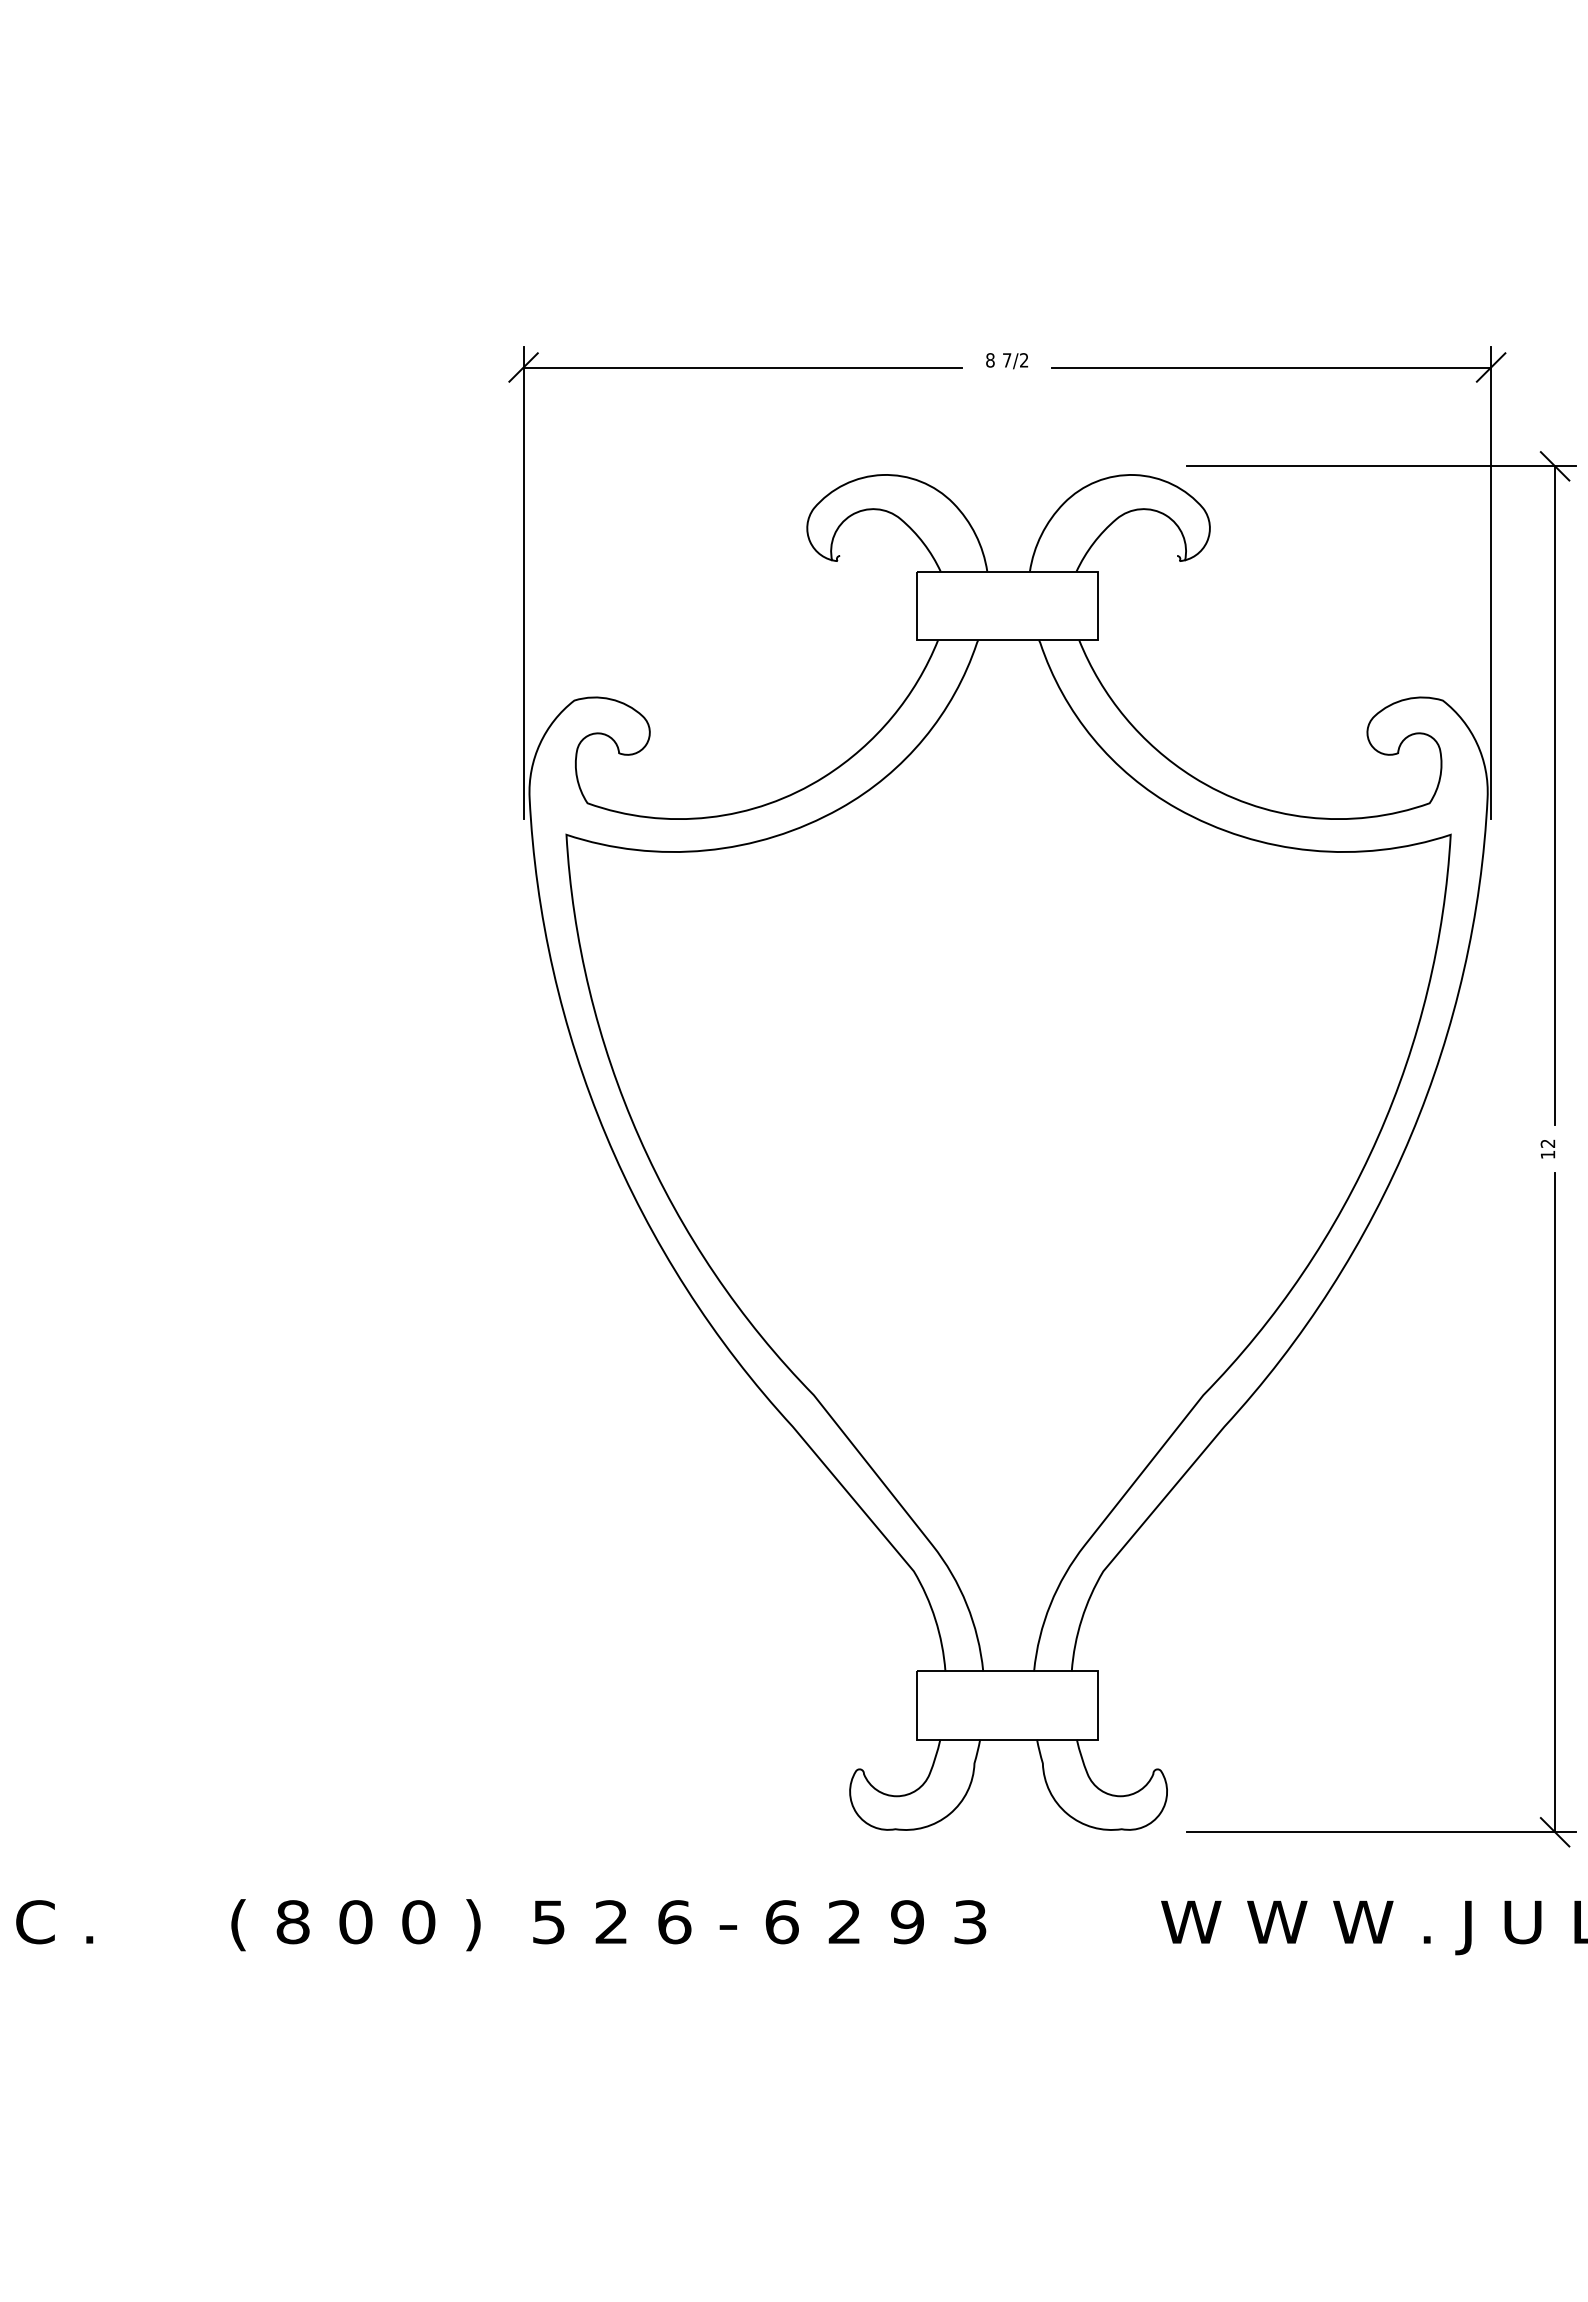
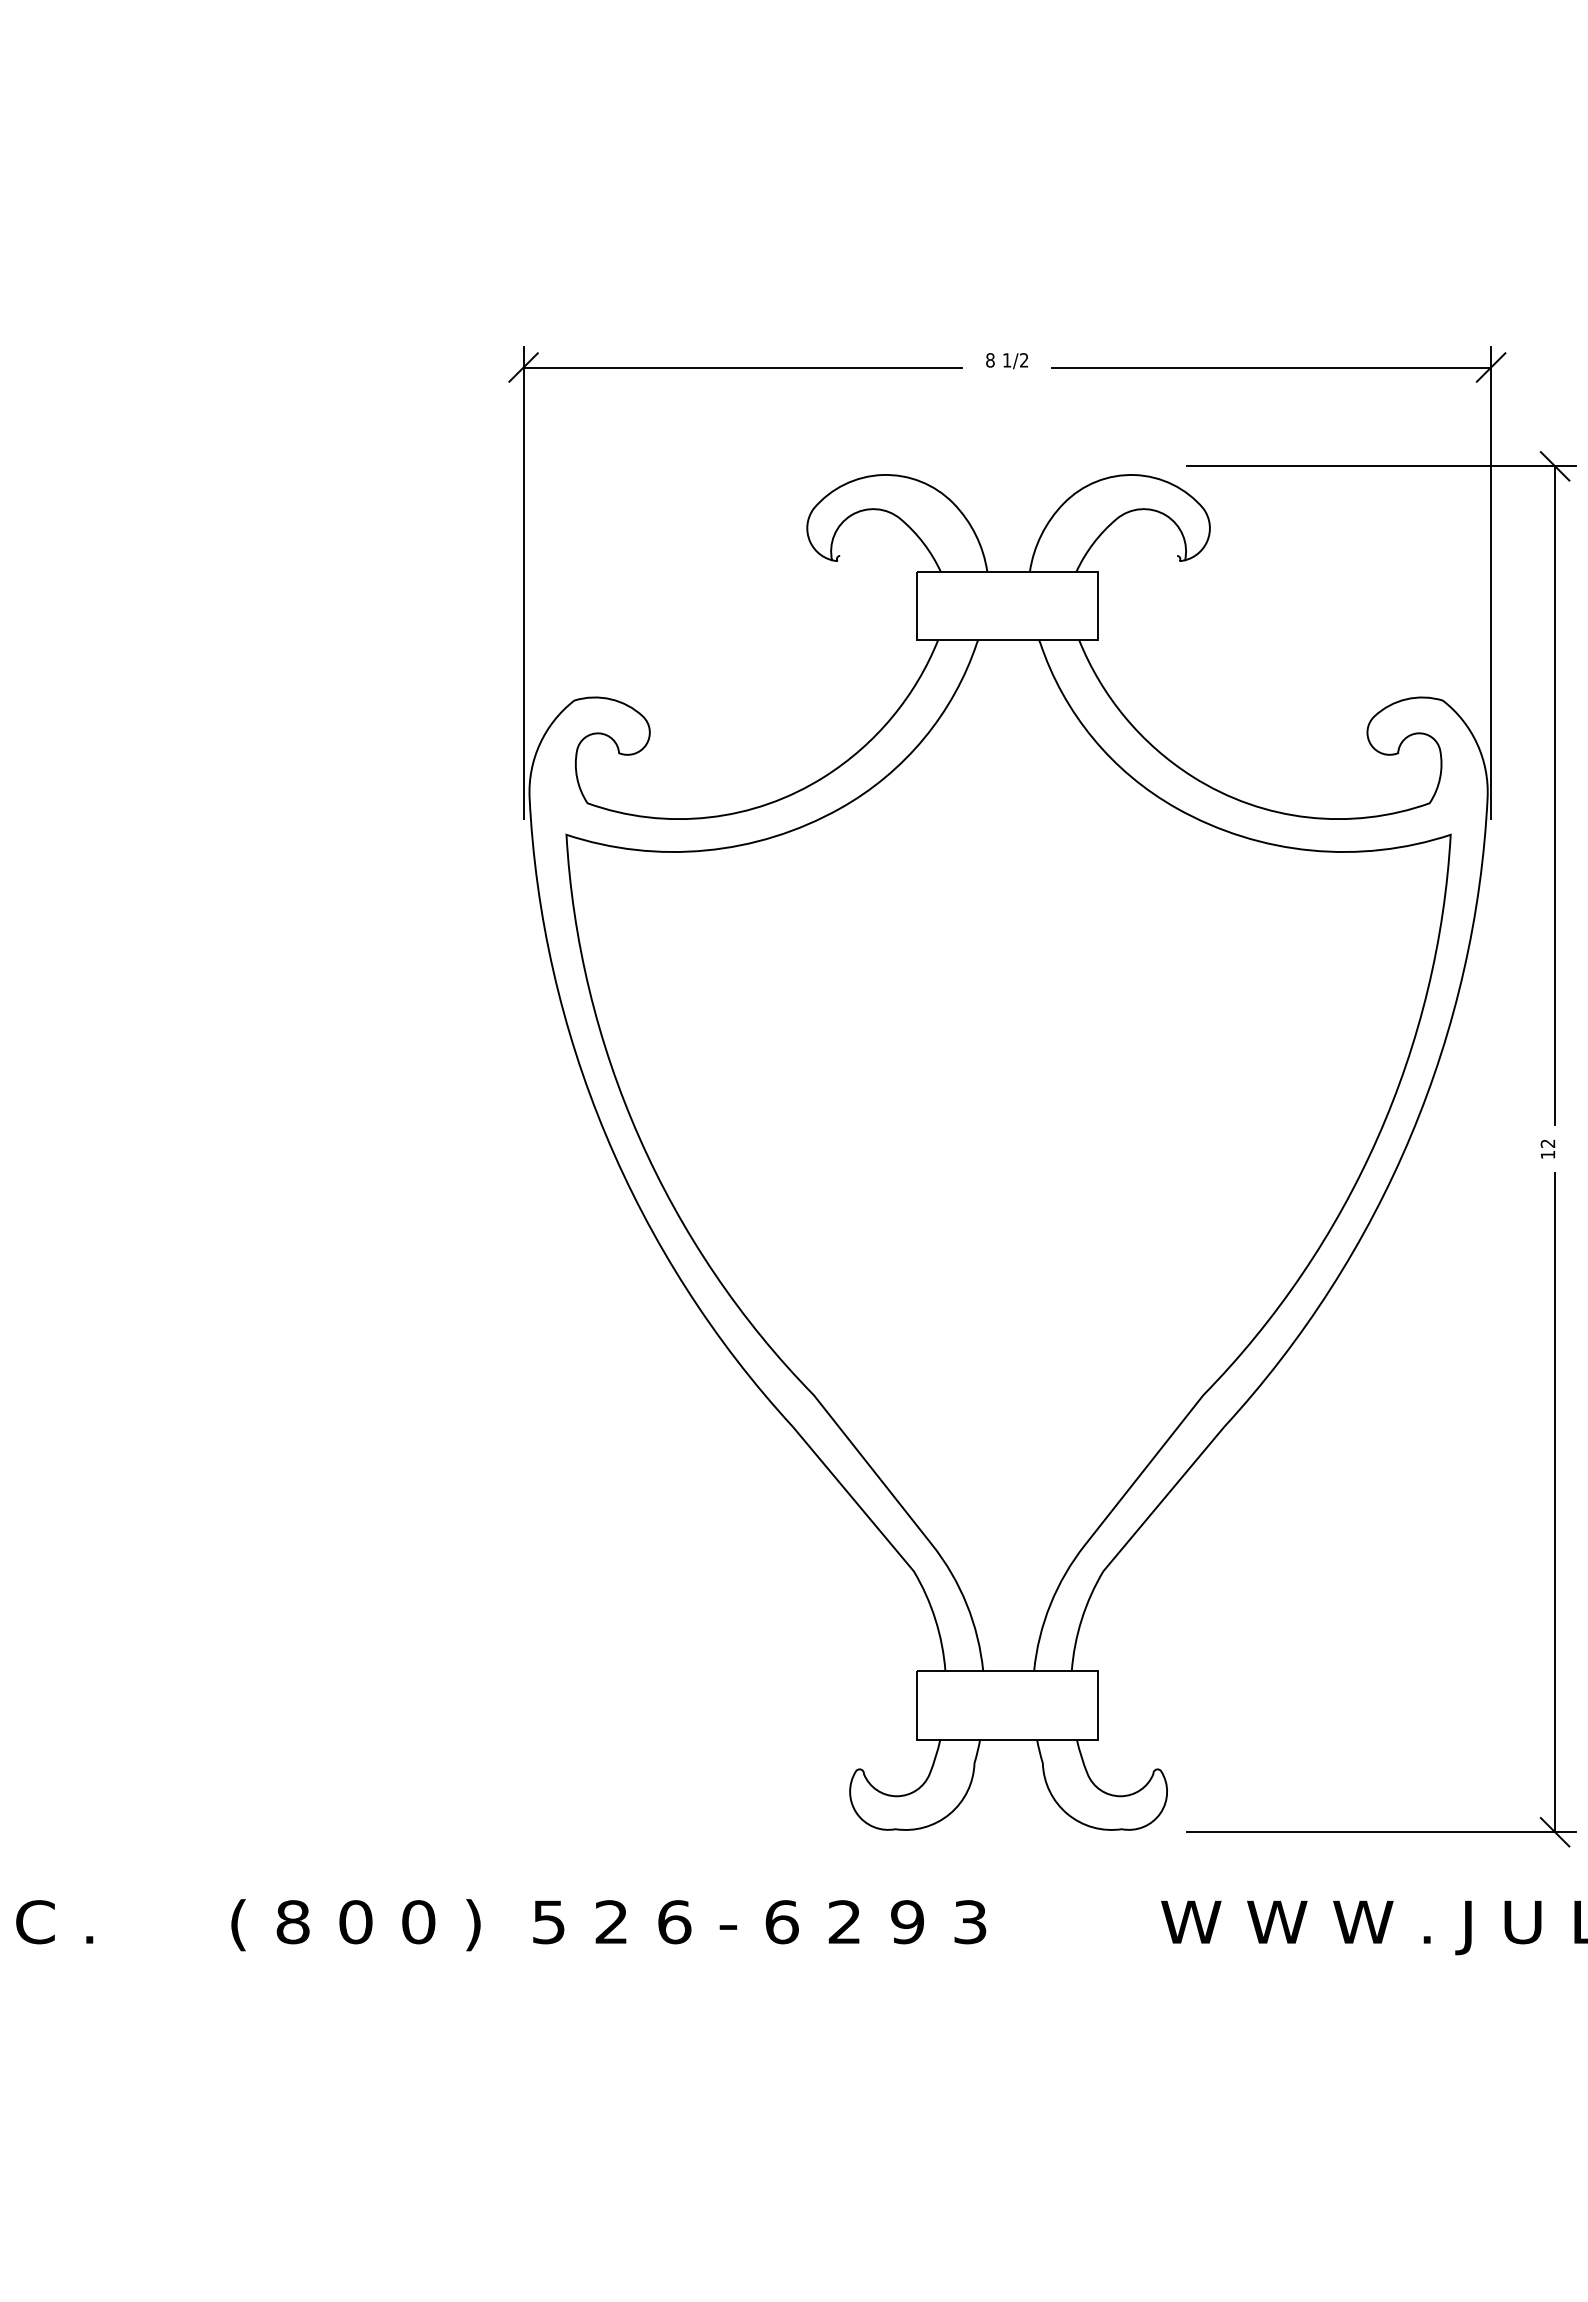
text: 7/2 -> 1/2 (1007, 360)
